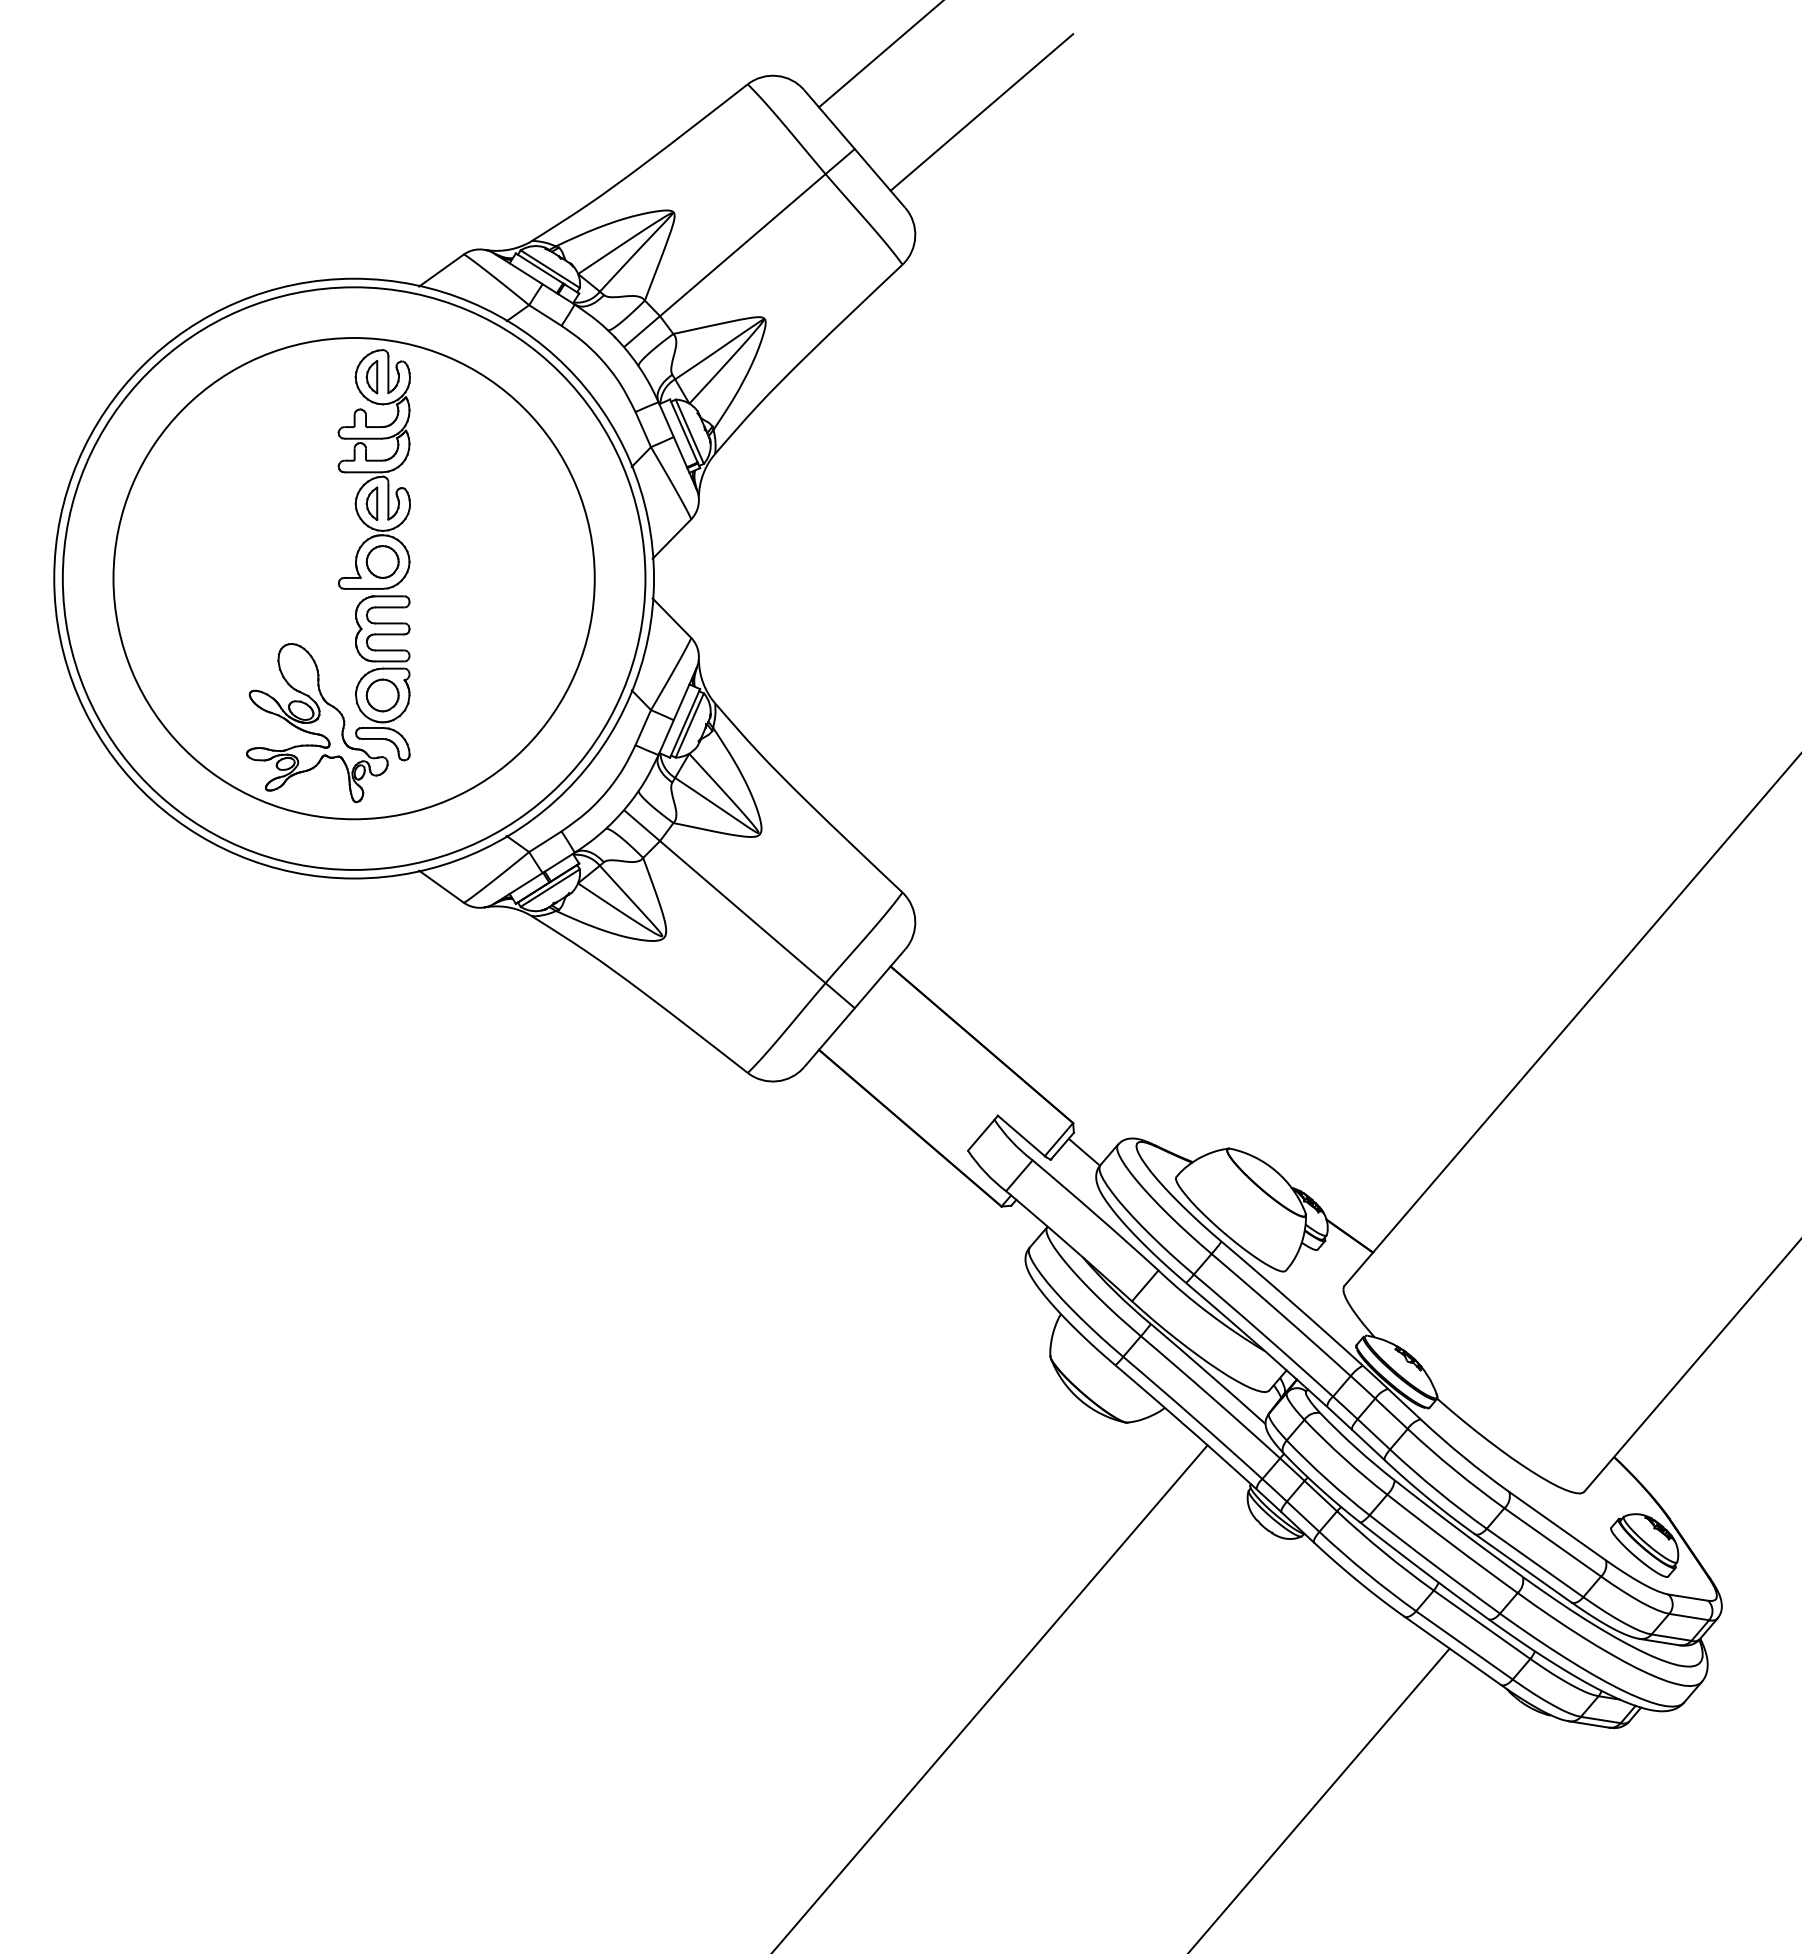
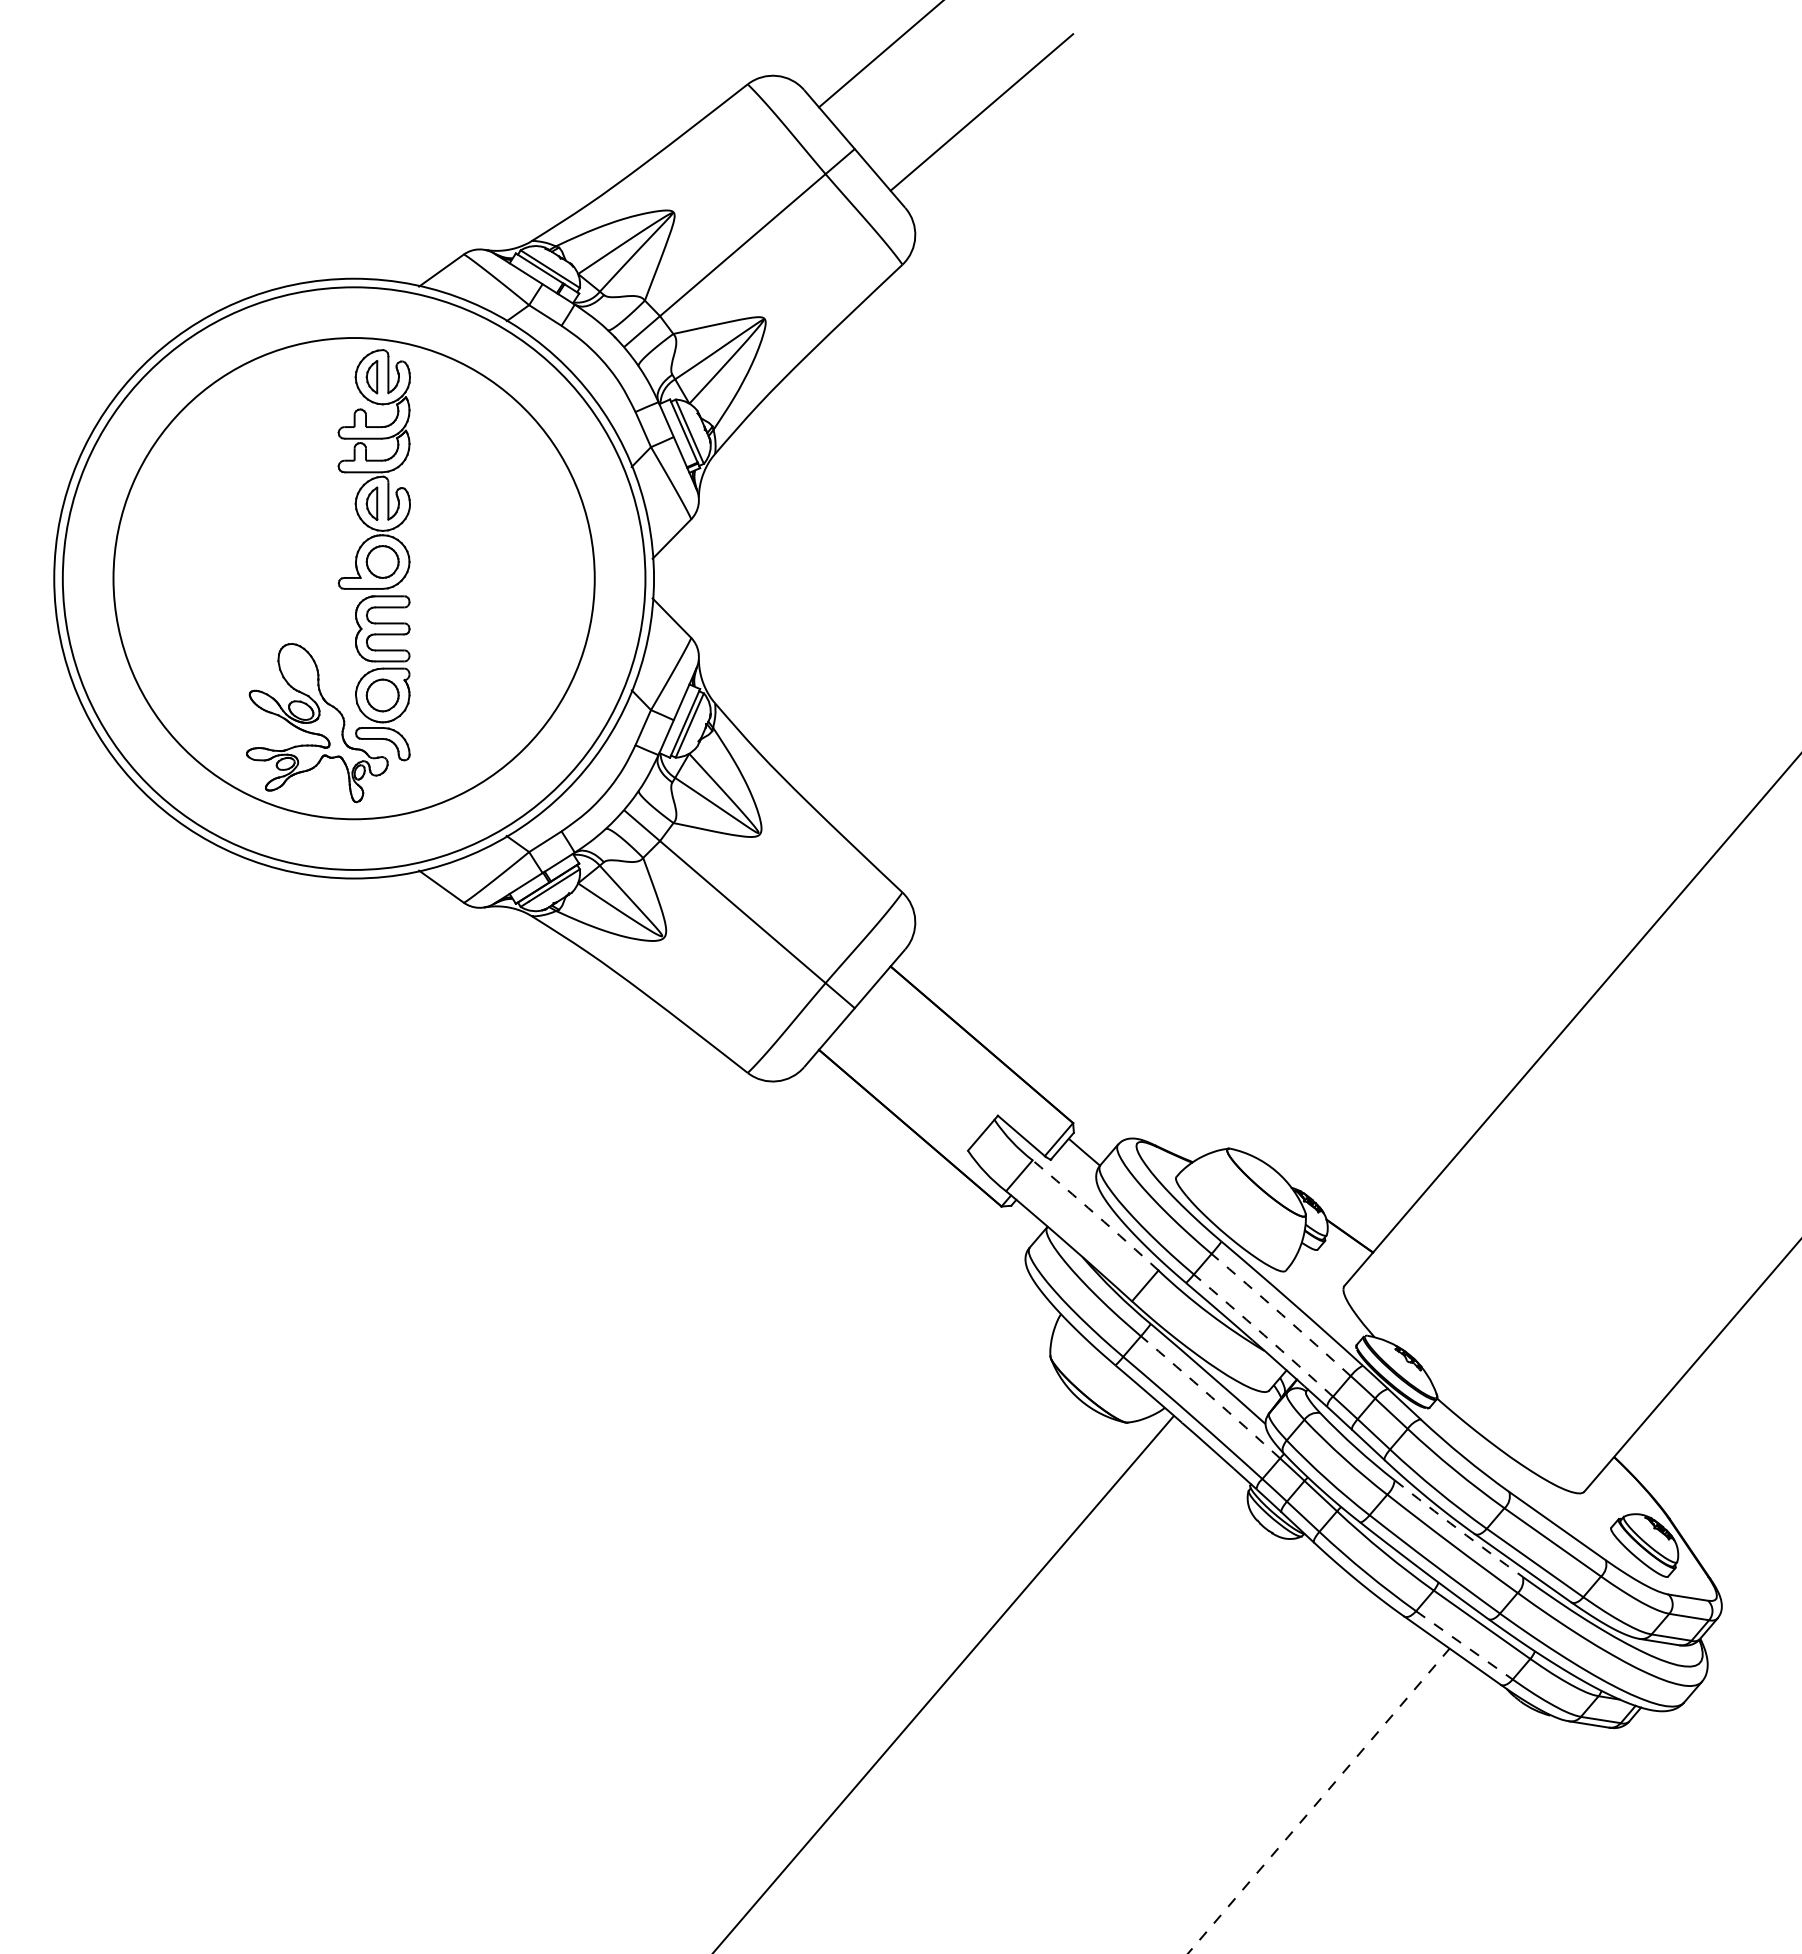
arc: solid -> dashed (1096, 1214)
arc: solid -> dashed (1281, 1314)
arc: solid -> dashed (1263, 1335)
arc: solid -> dashed (1211, 1396)
arc: solid -> dashed (1458, 1529)
line: solid -> dashed (1464, 1645)
line position: (990, 1697) -> (944, 1683) (944, 1683)
line: solid -> dashed (1318, 1801)
